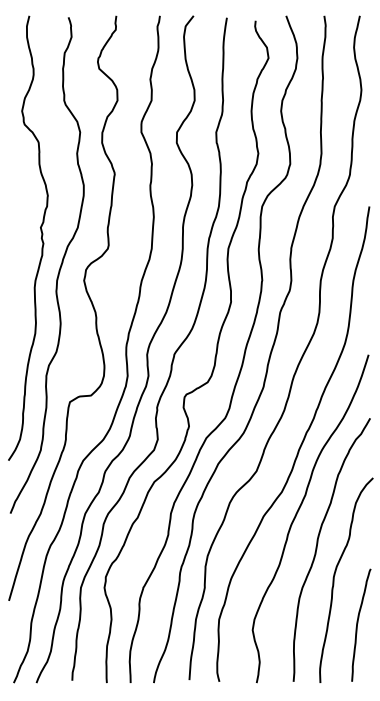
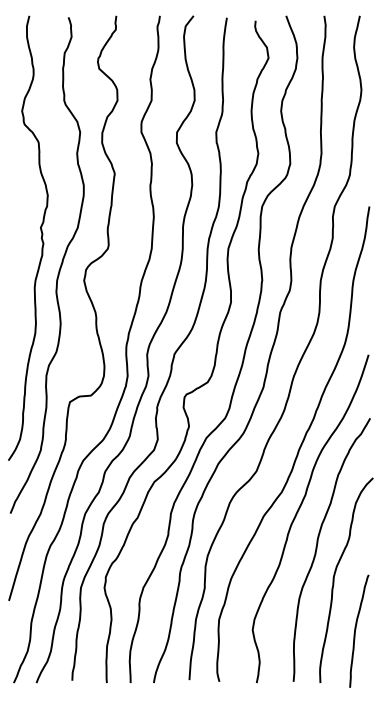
curve position: (358, 623) -> (356, 629) (356, 629)
